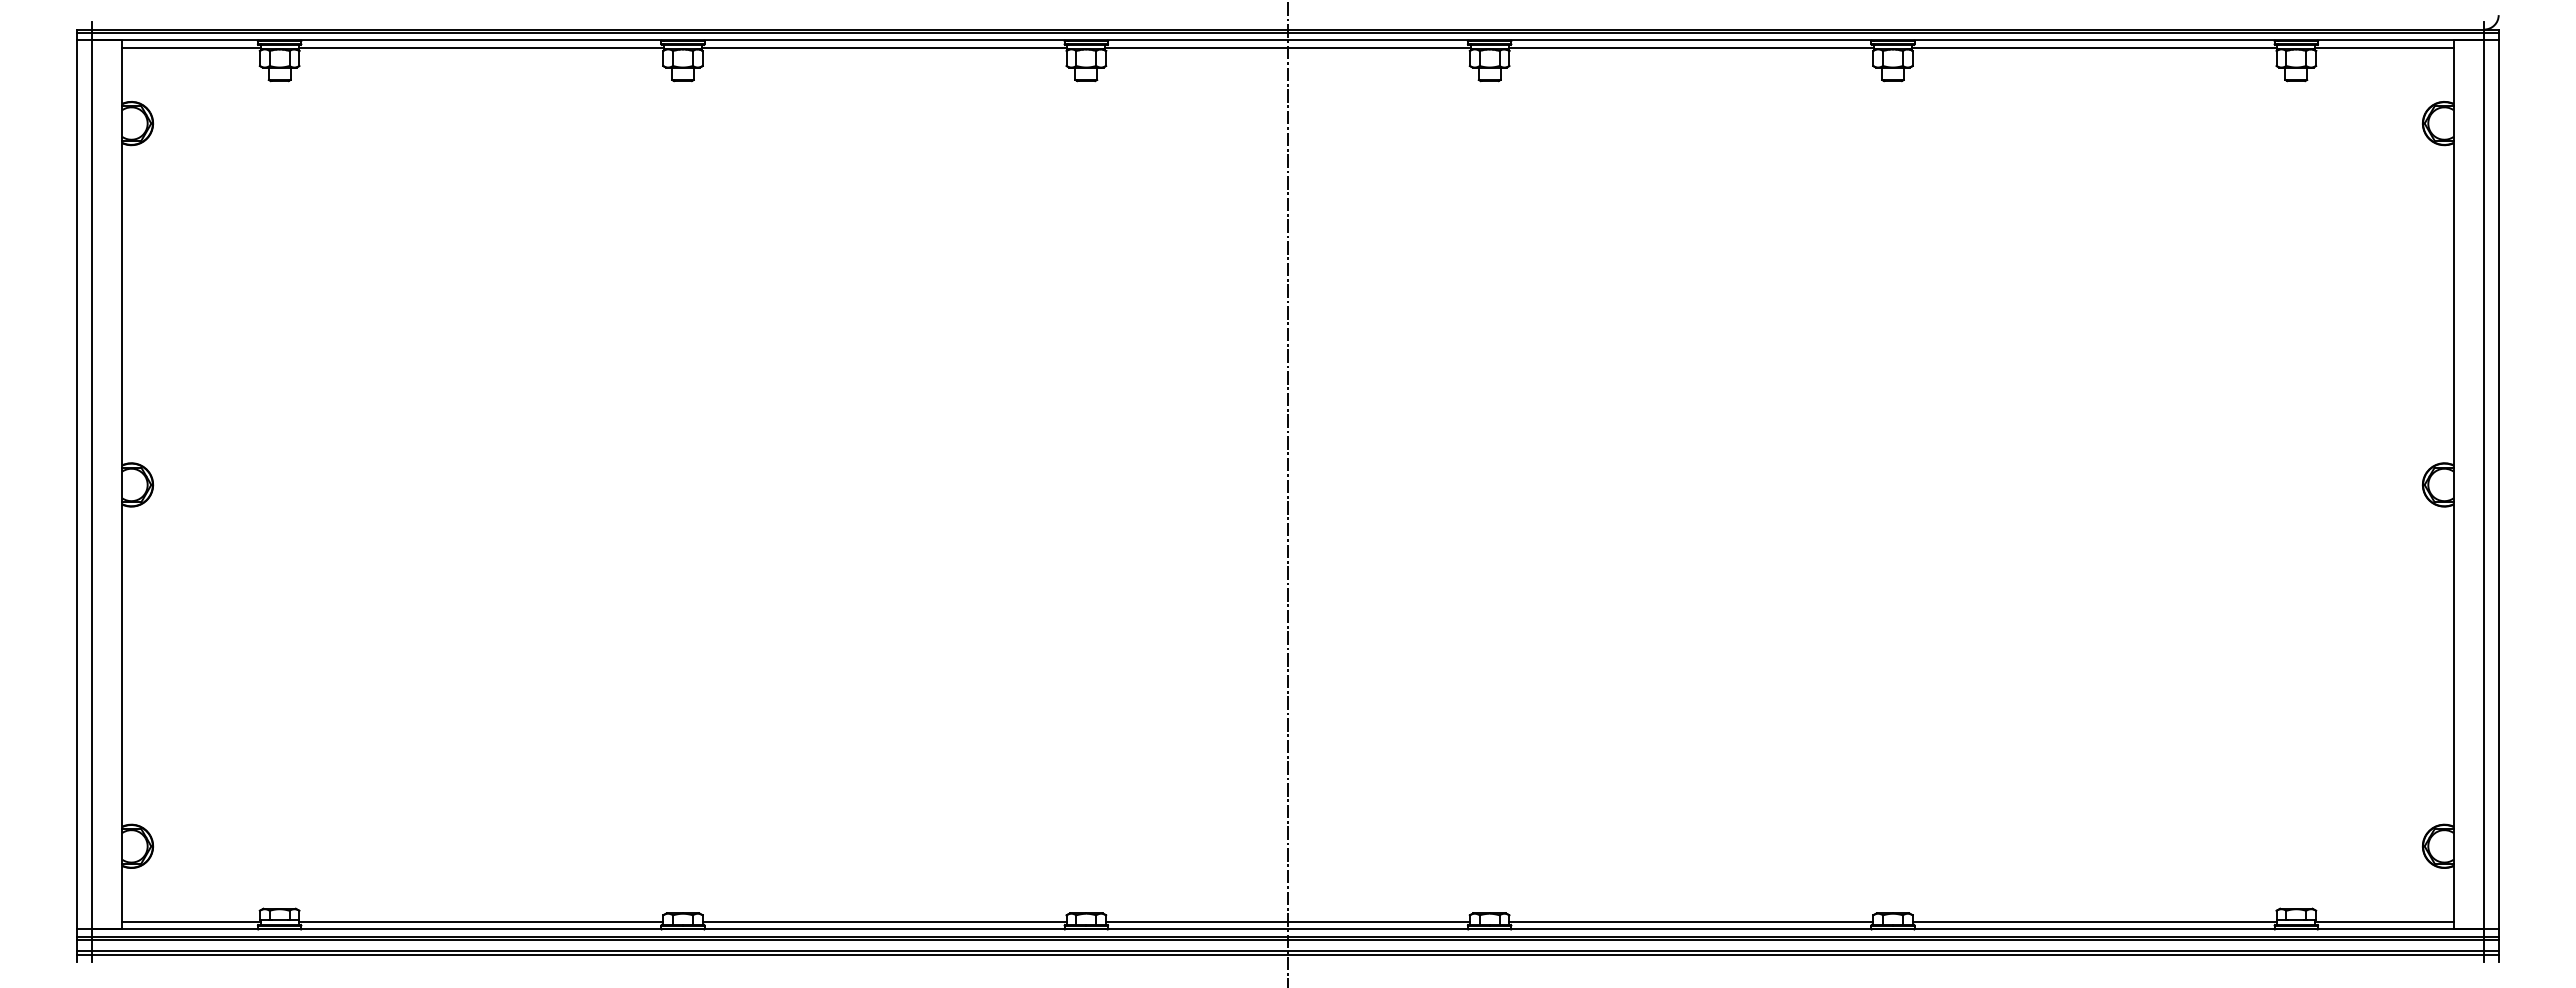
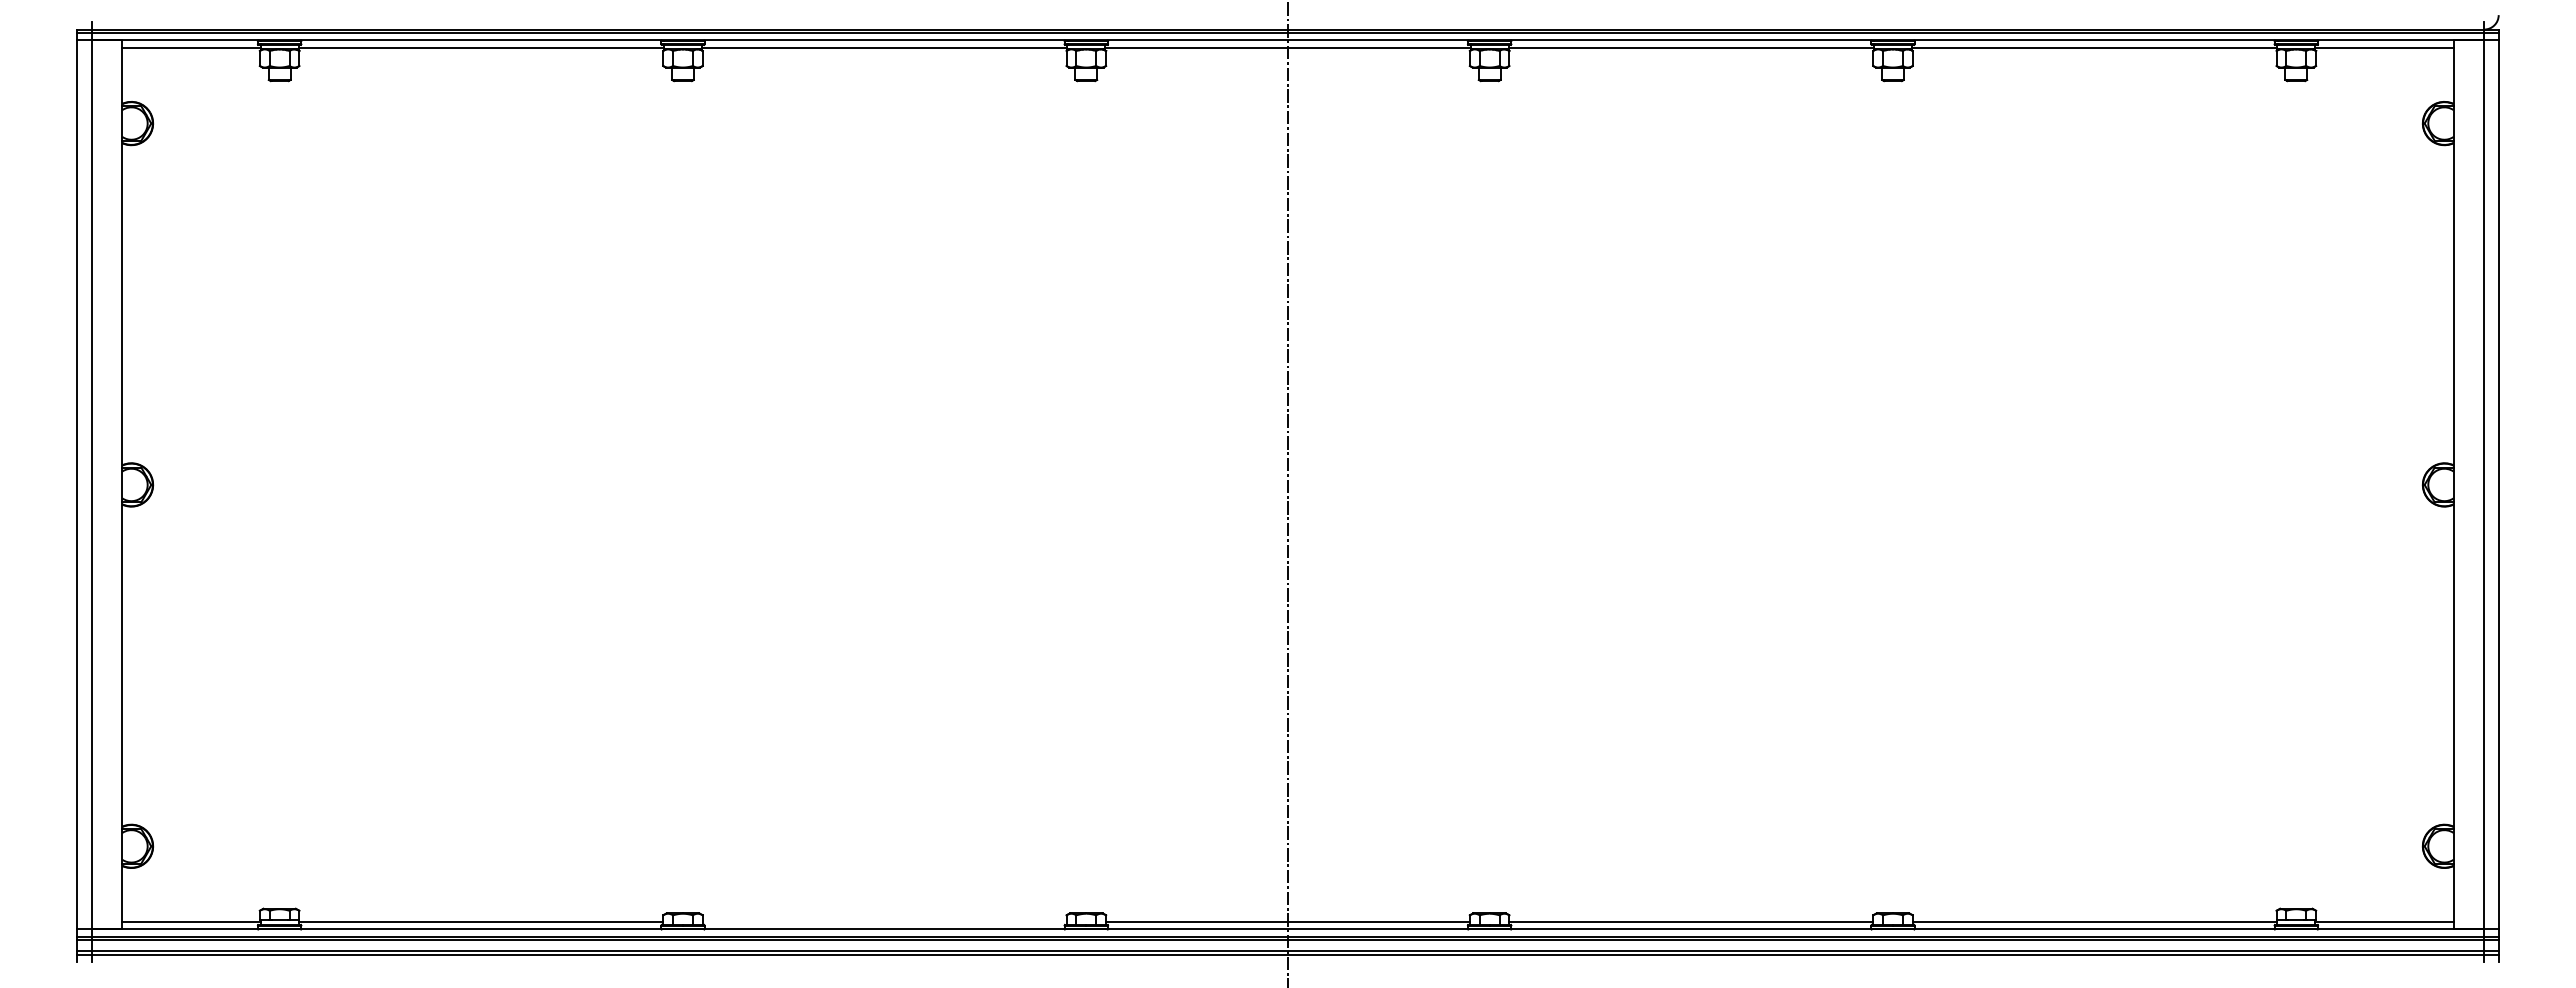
line: present -> none (884, 922)
